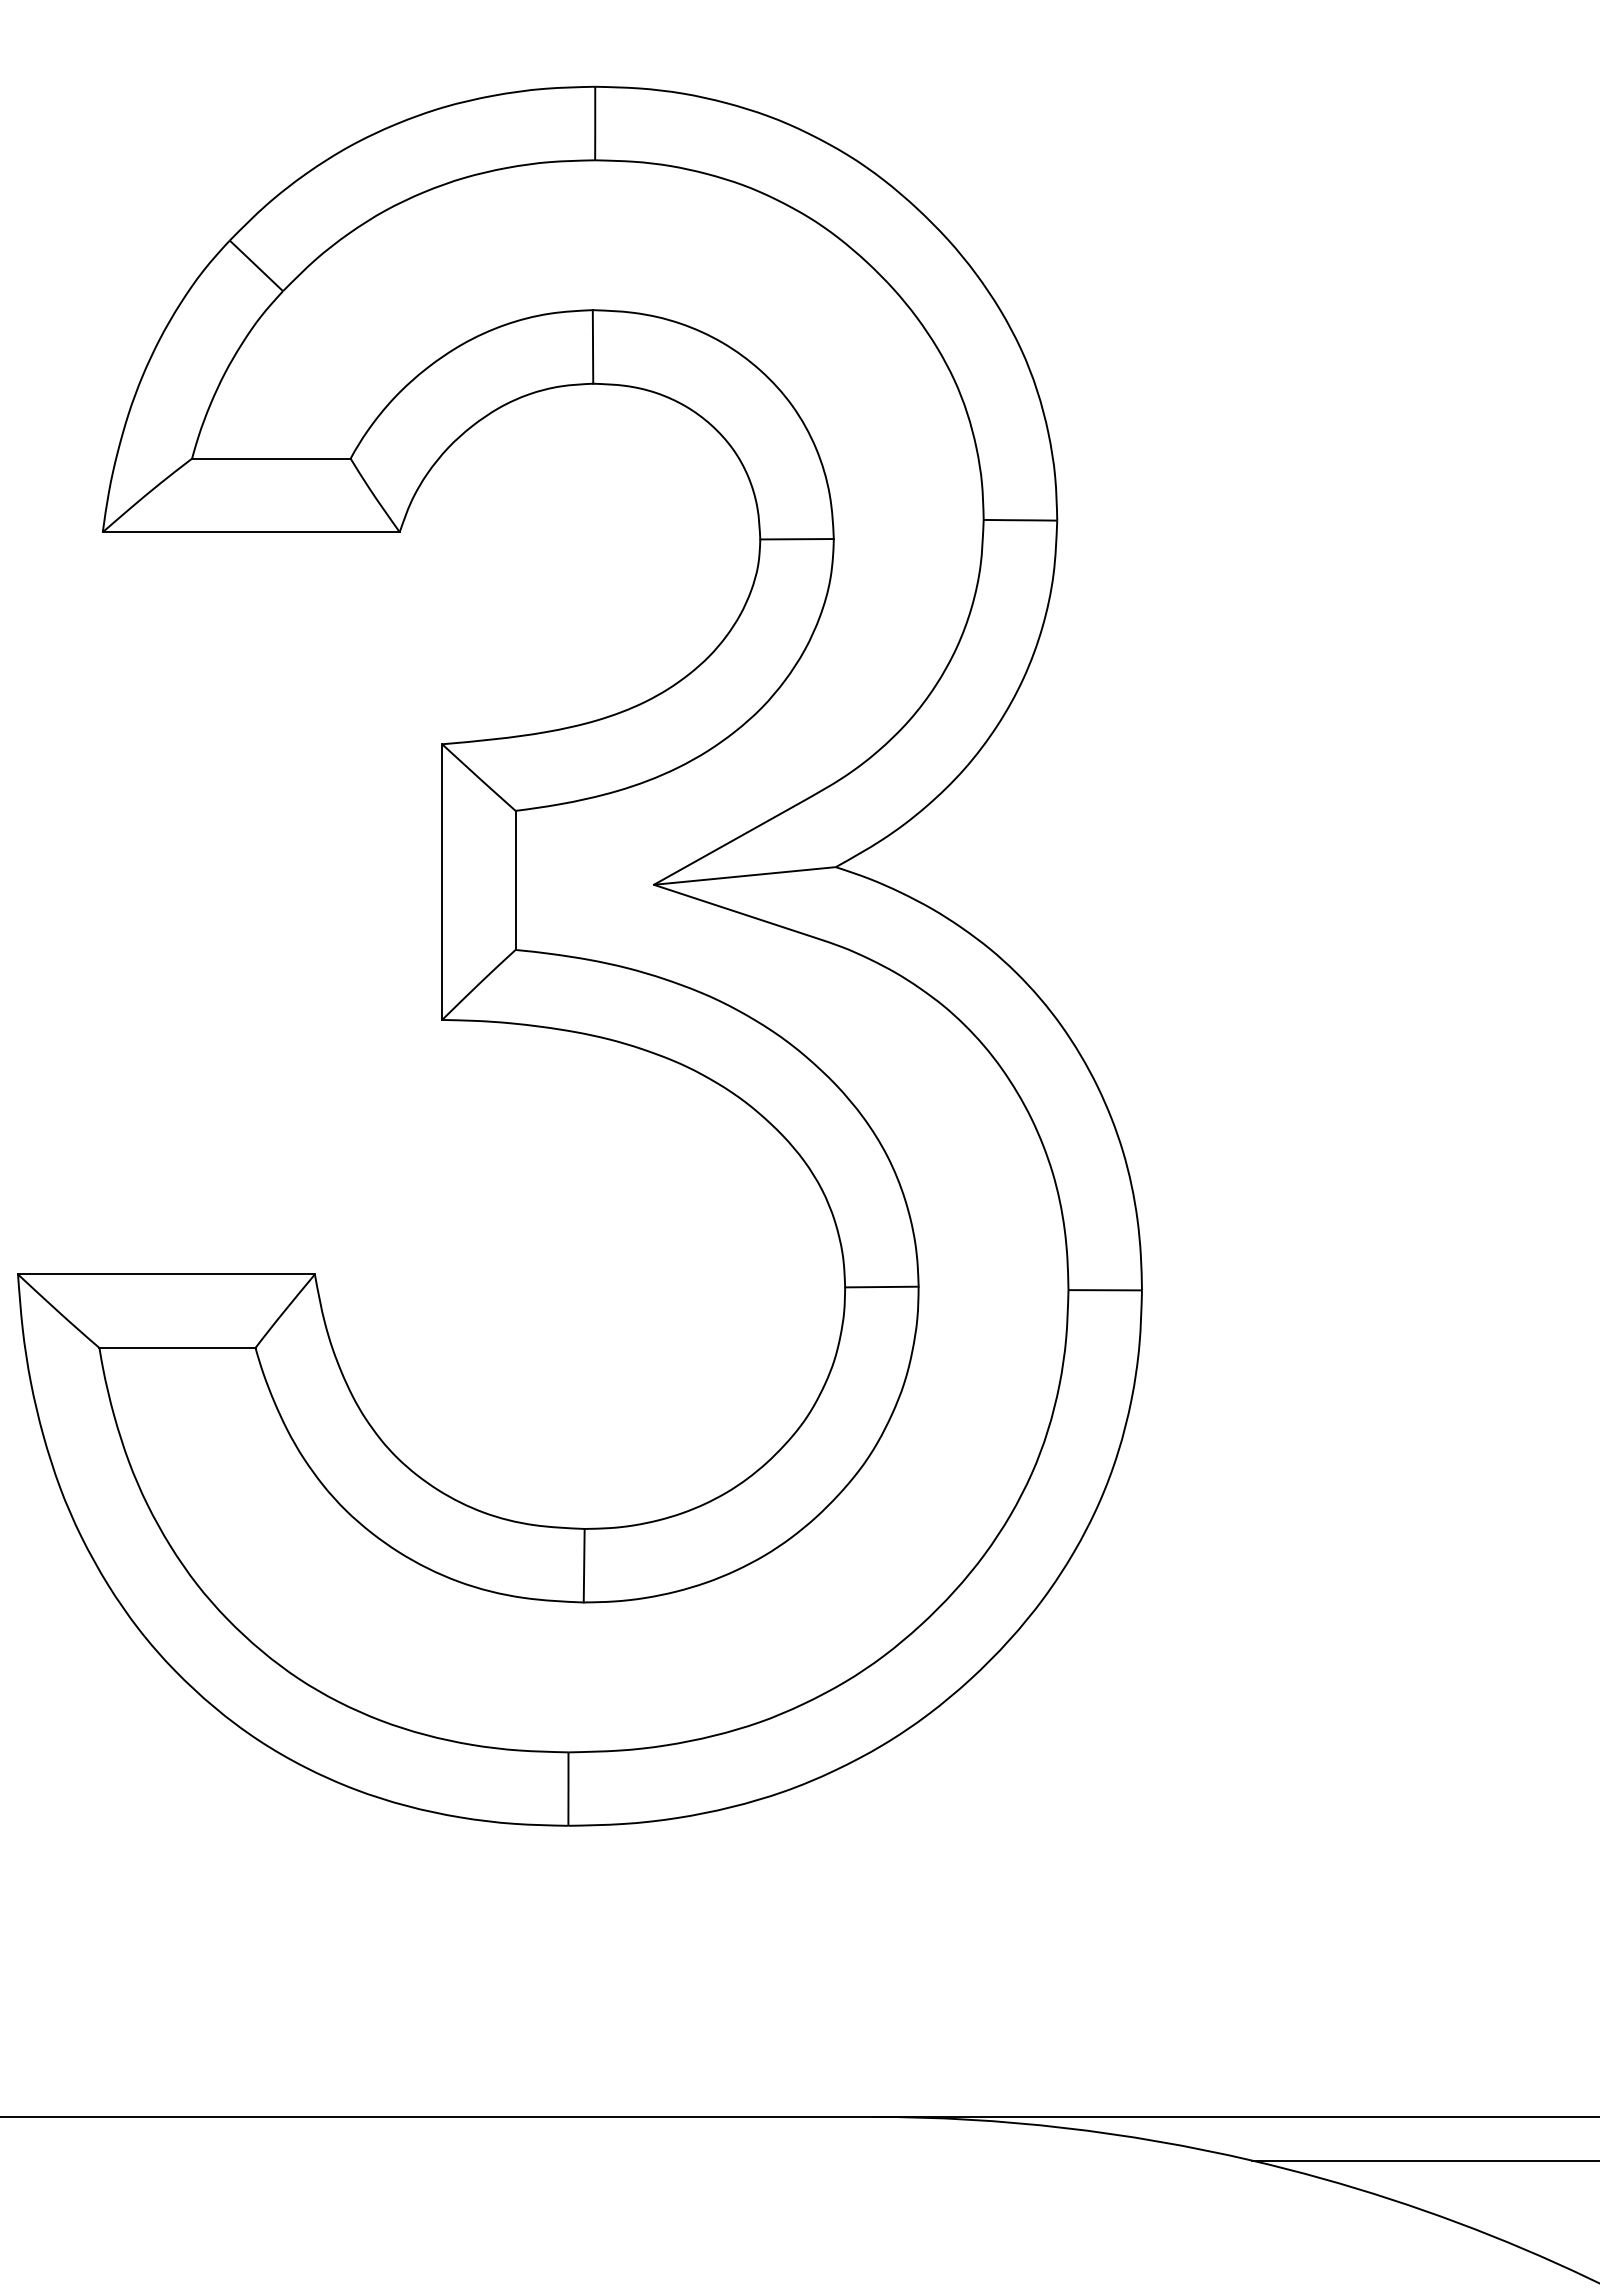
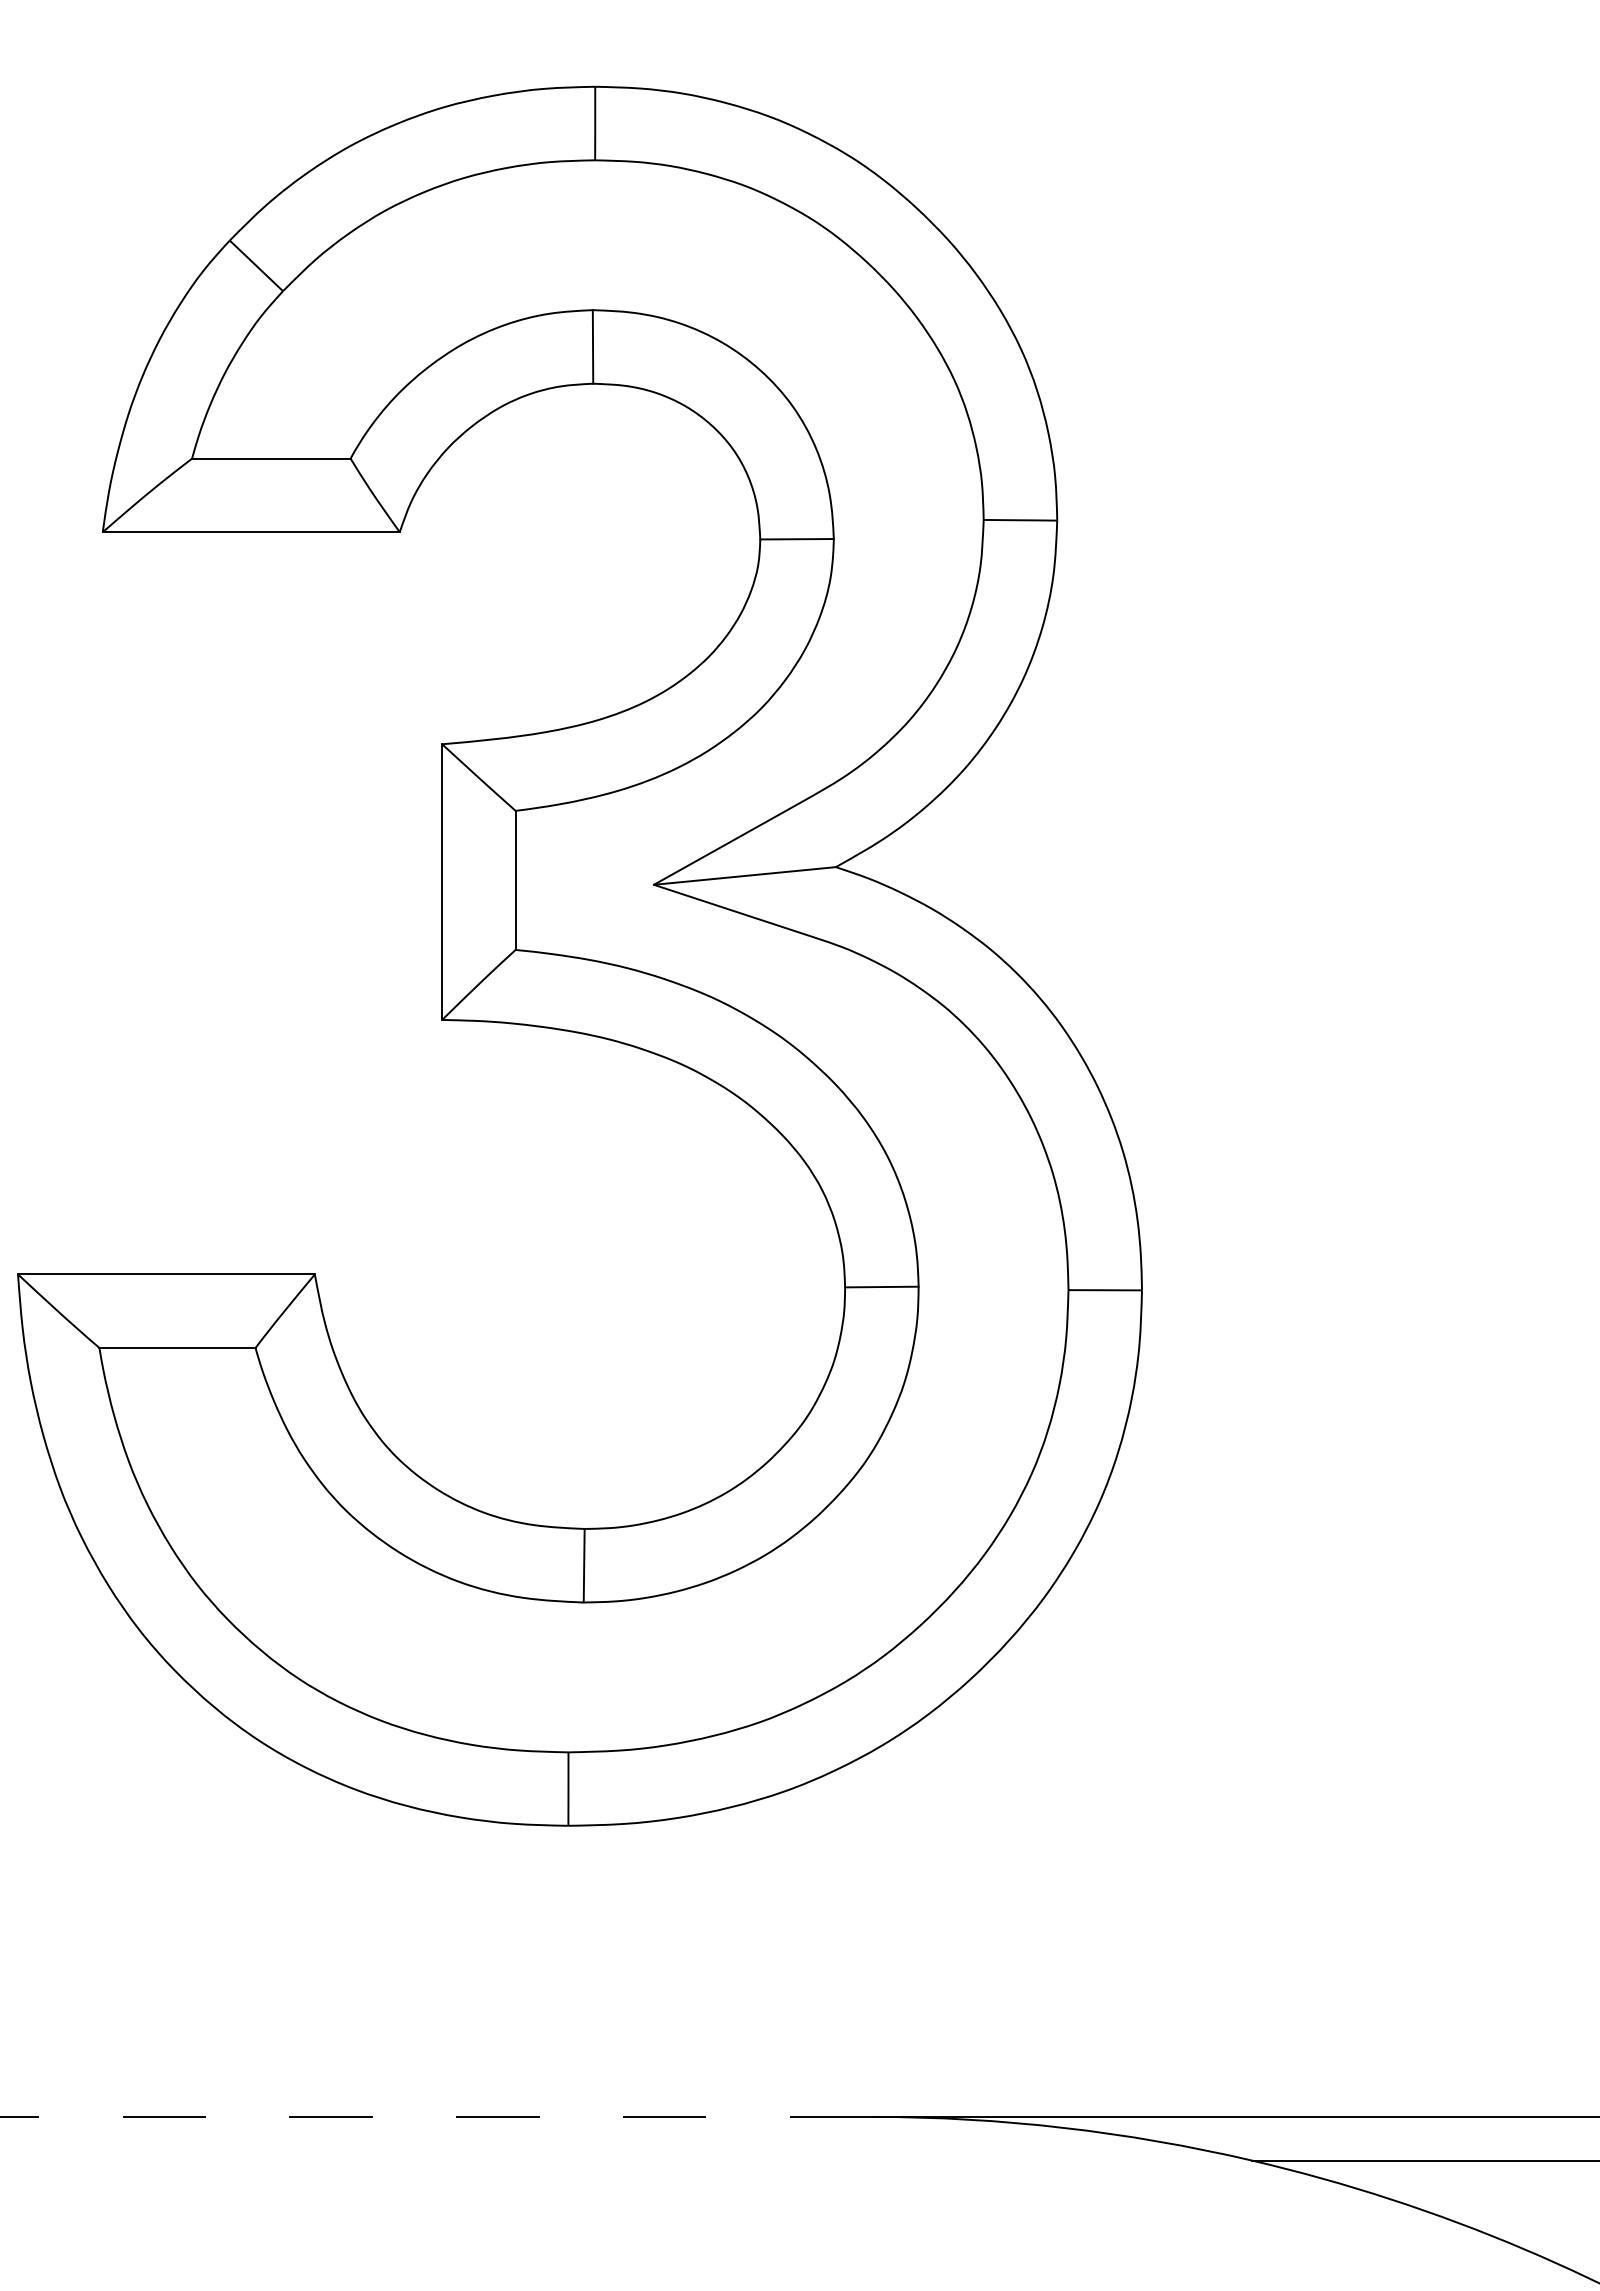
line: solid -> dashed (436, 2116)
